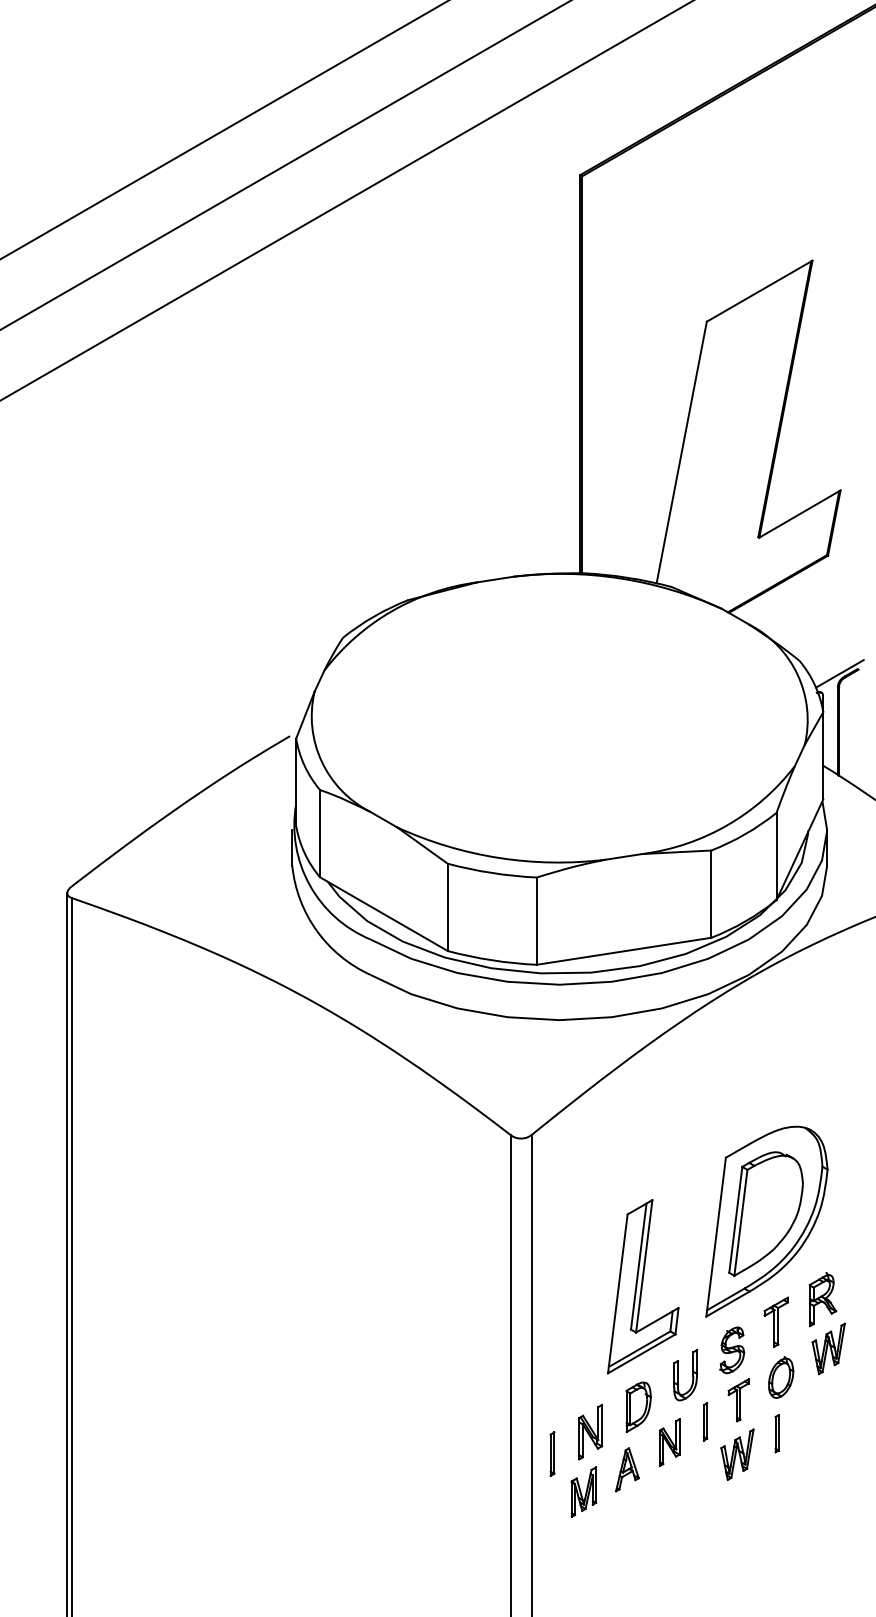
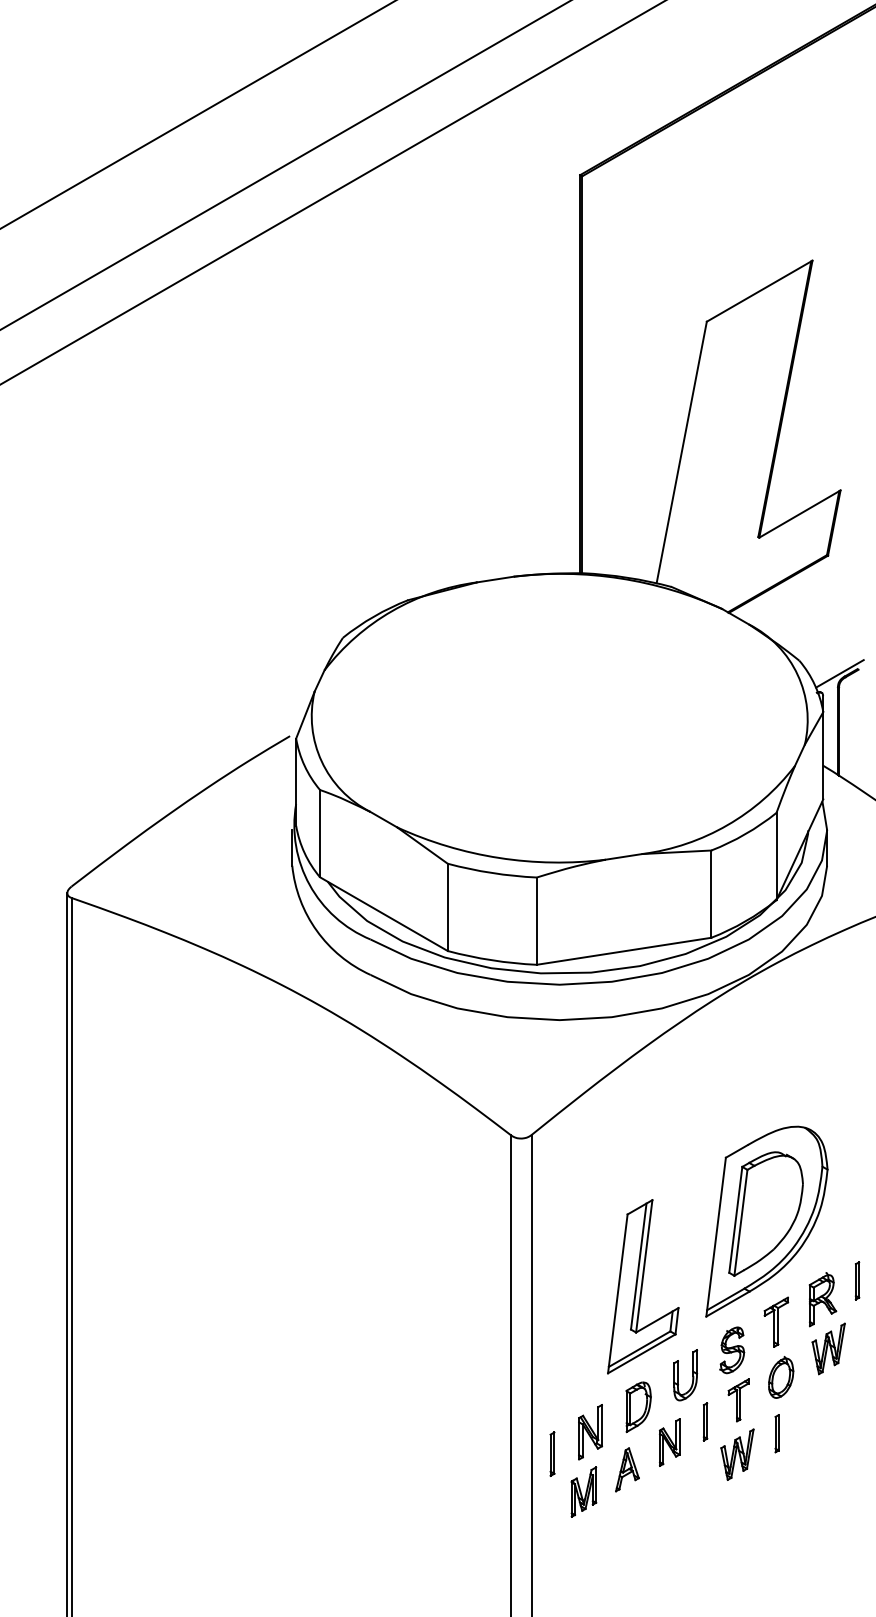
line position: (224, 130) -> (197, 114) (197, 114)
line position: (346, 200) -> (332, 192) (332, 192)
part: none -> present (857, 1280)
